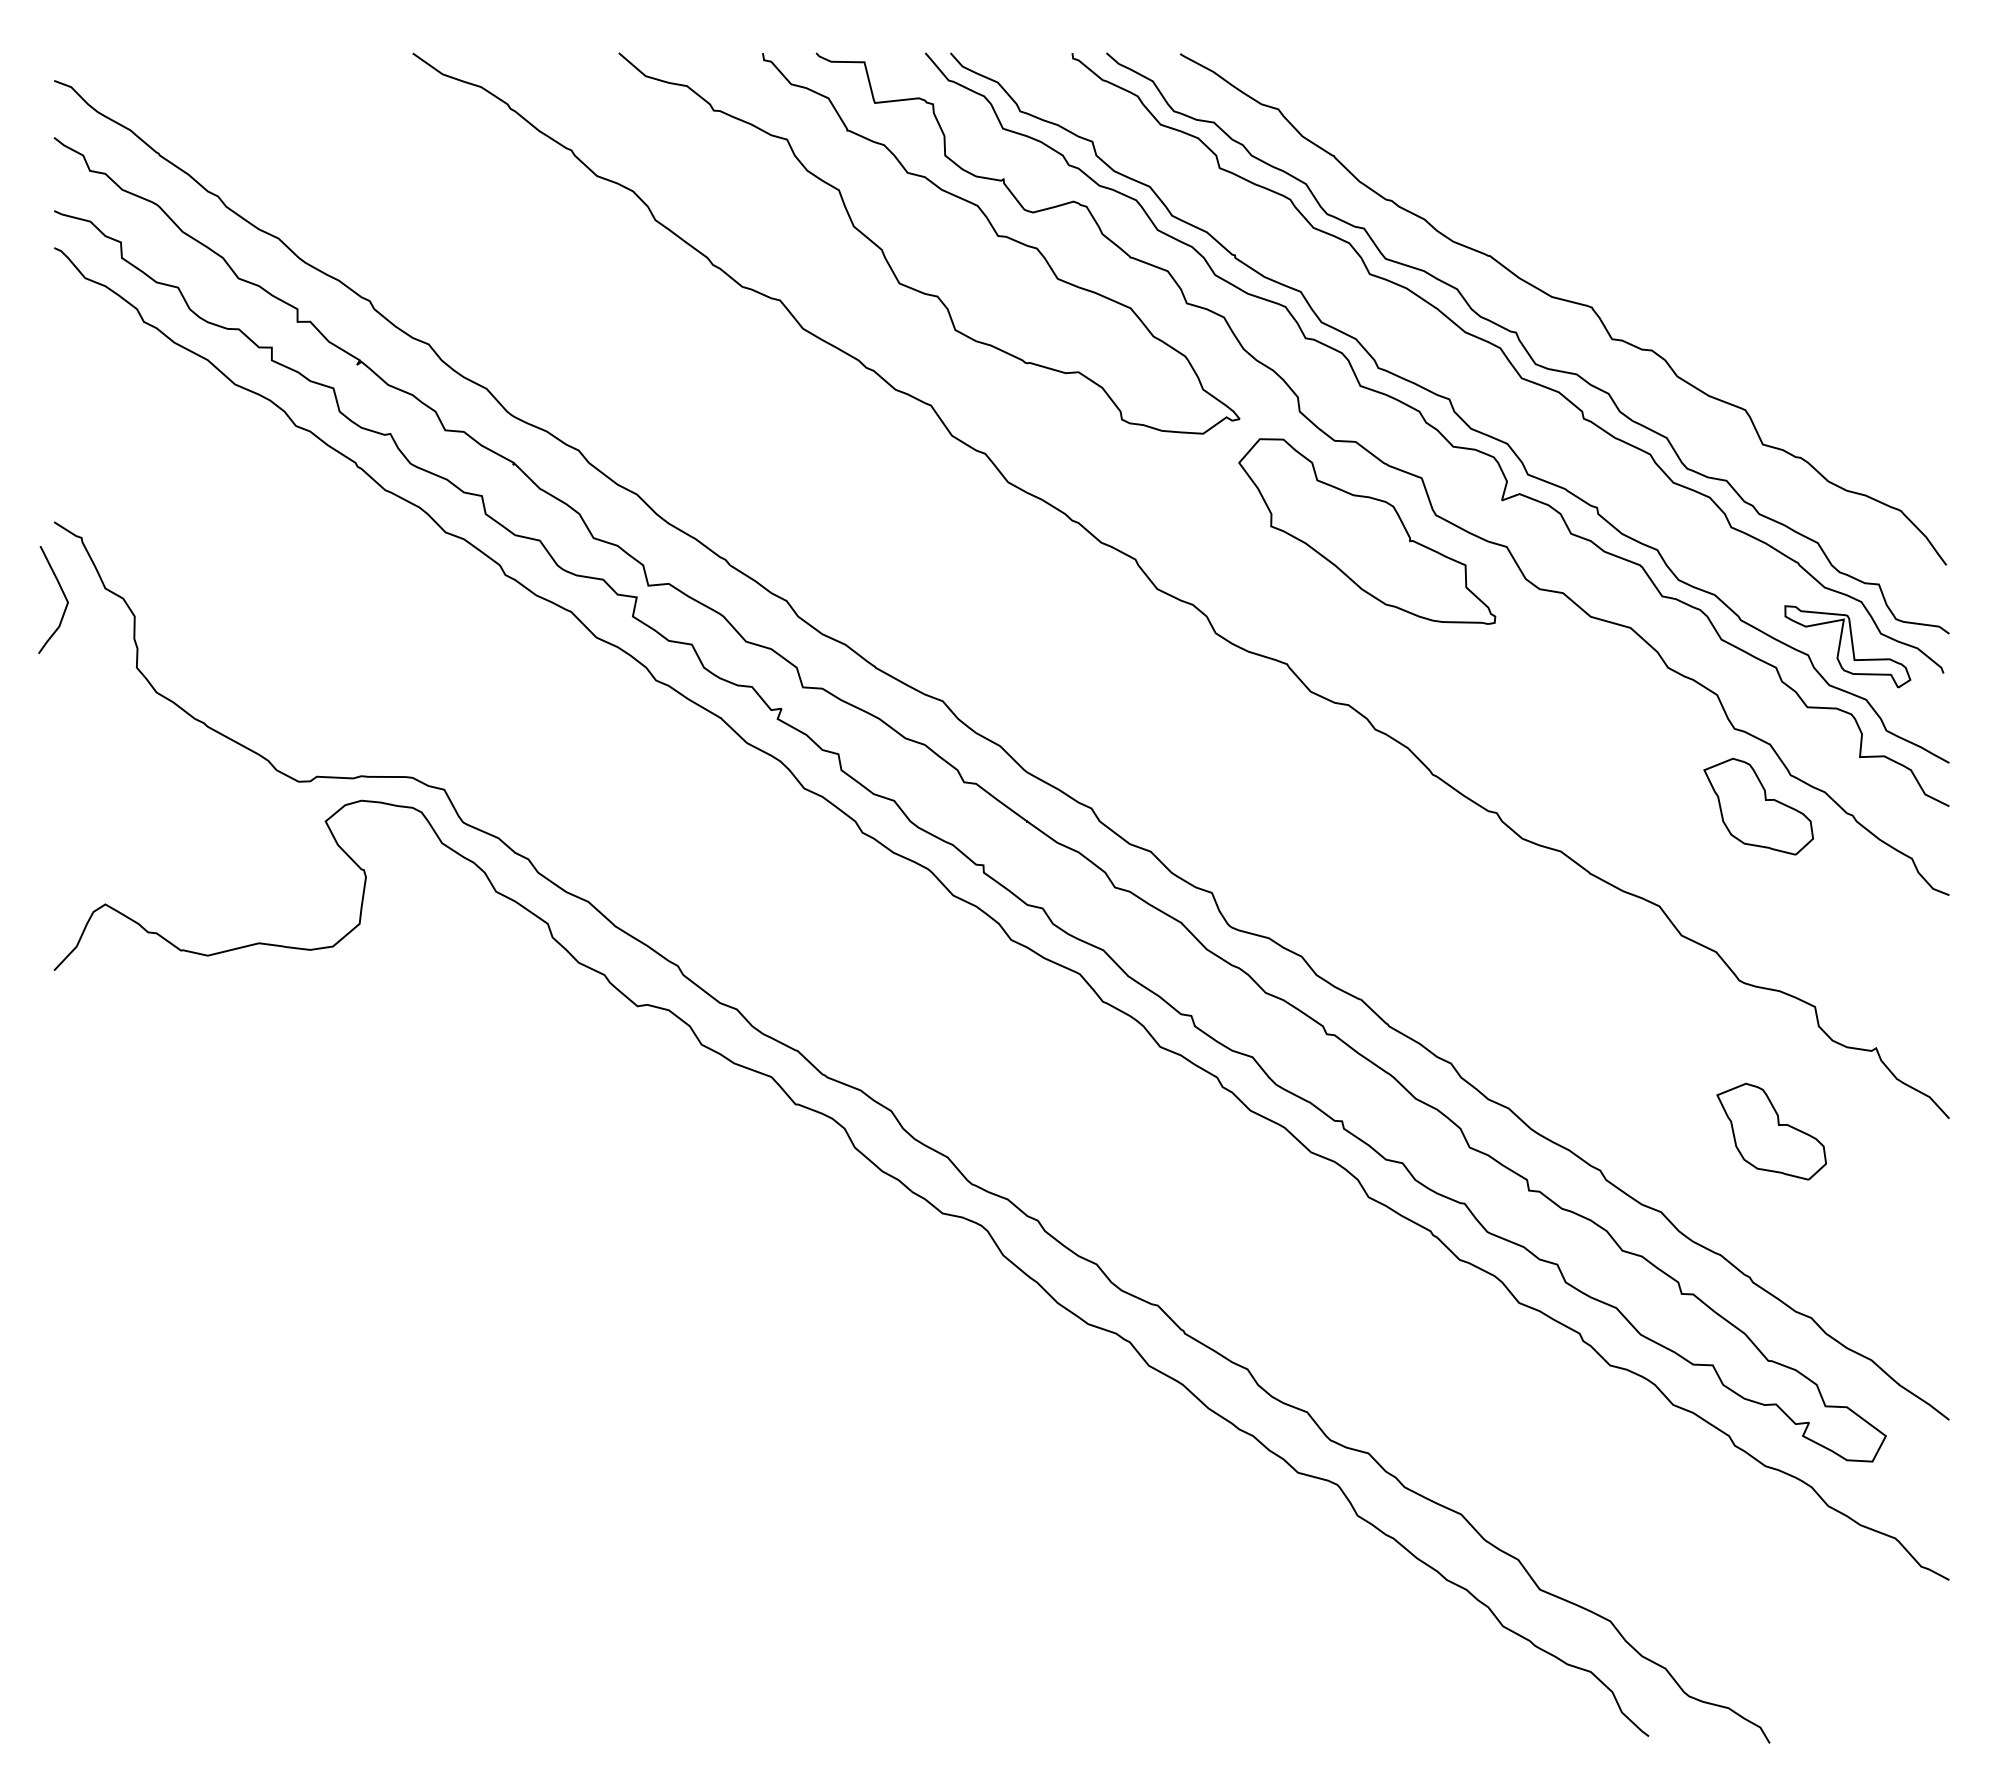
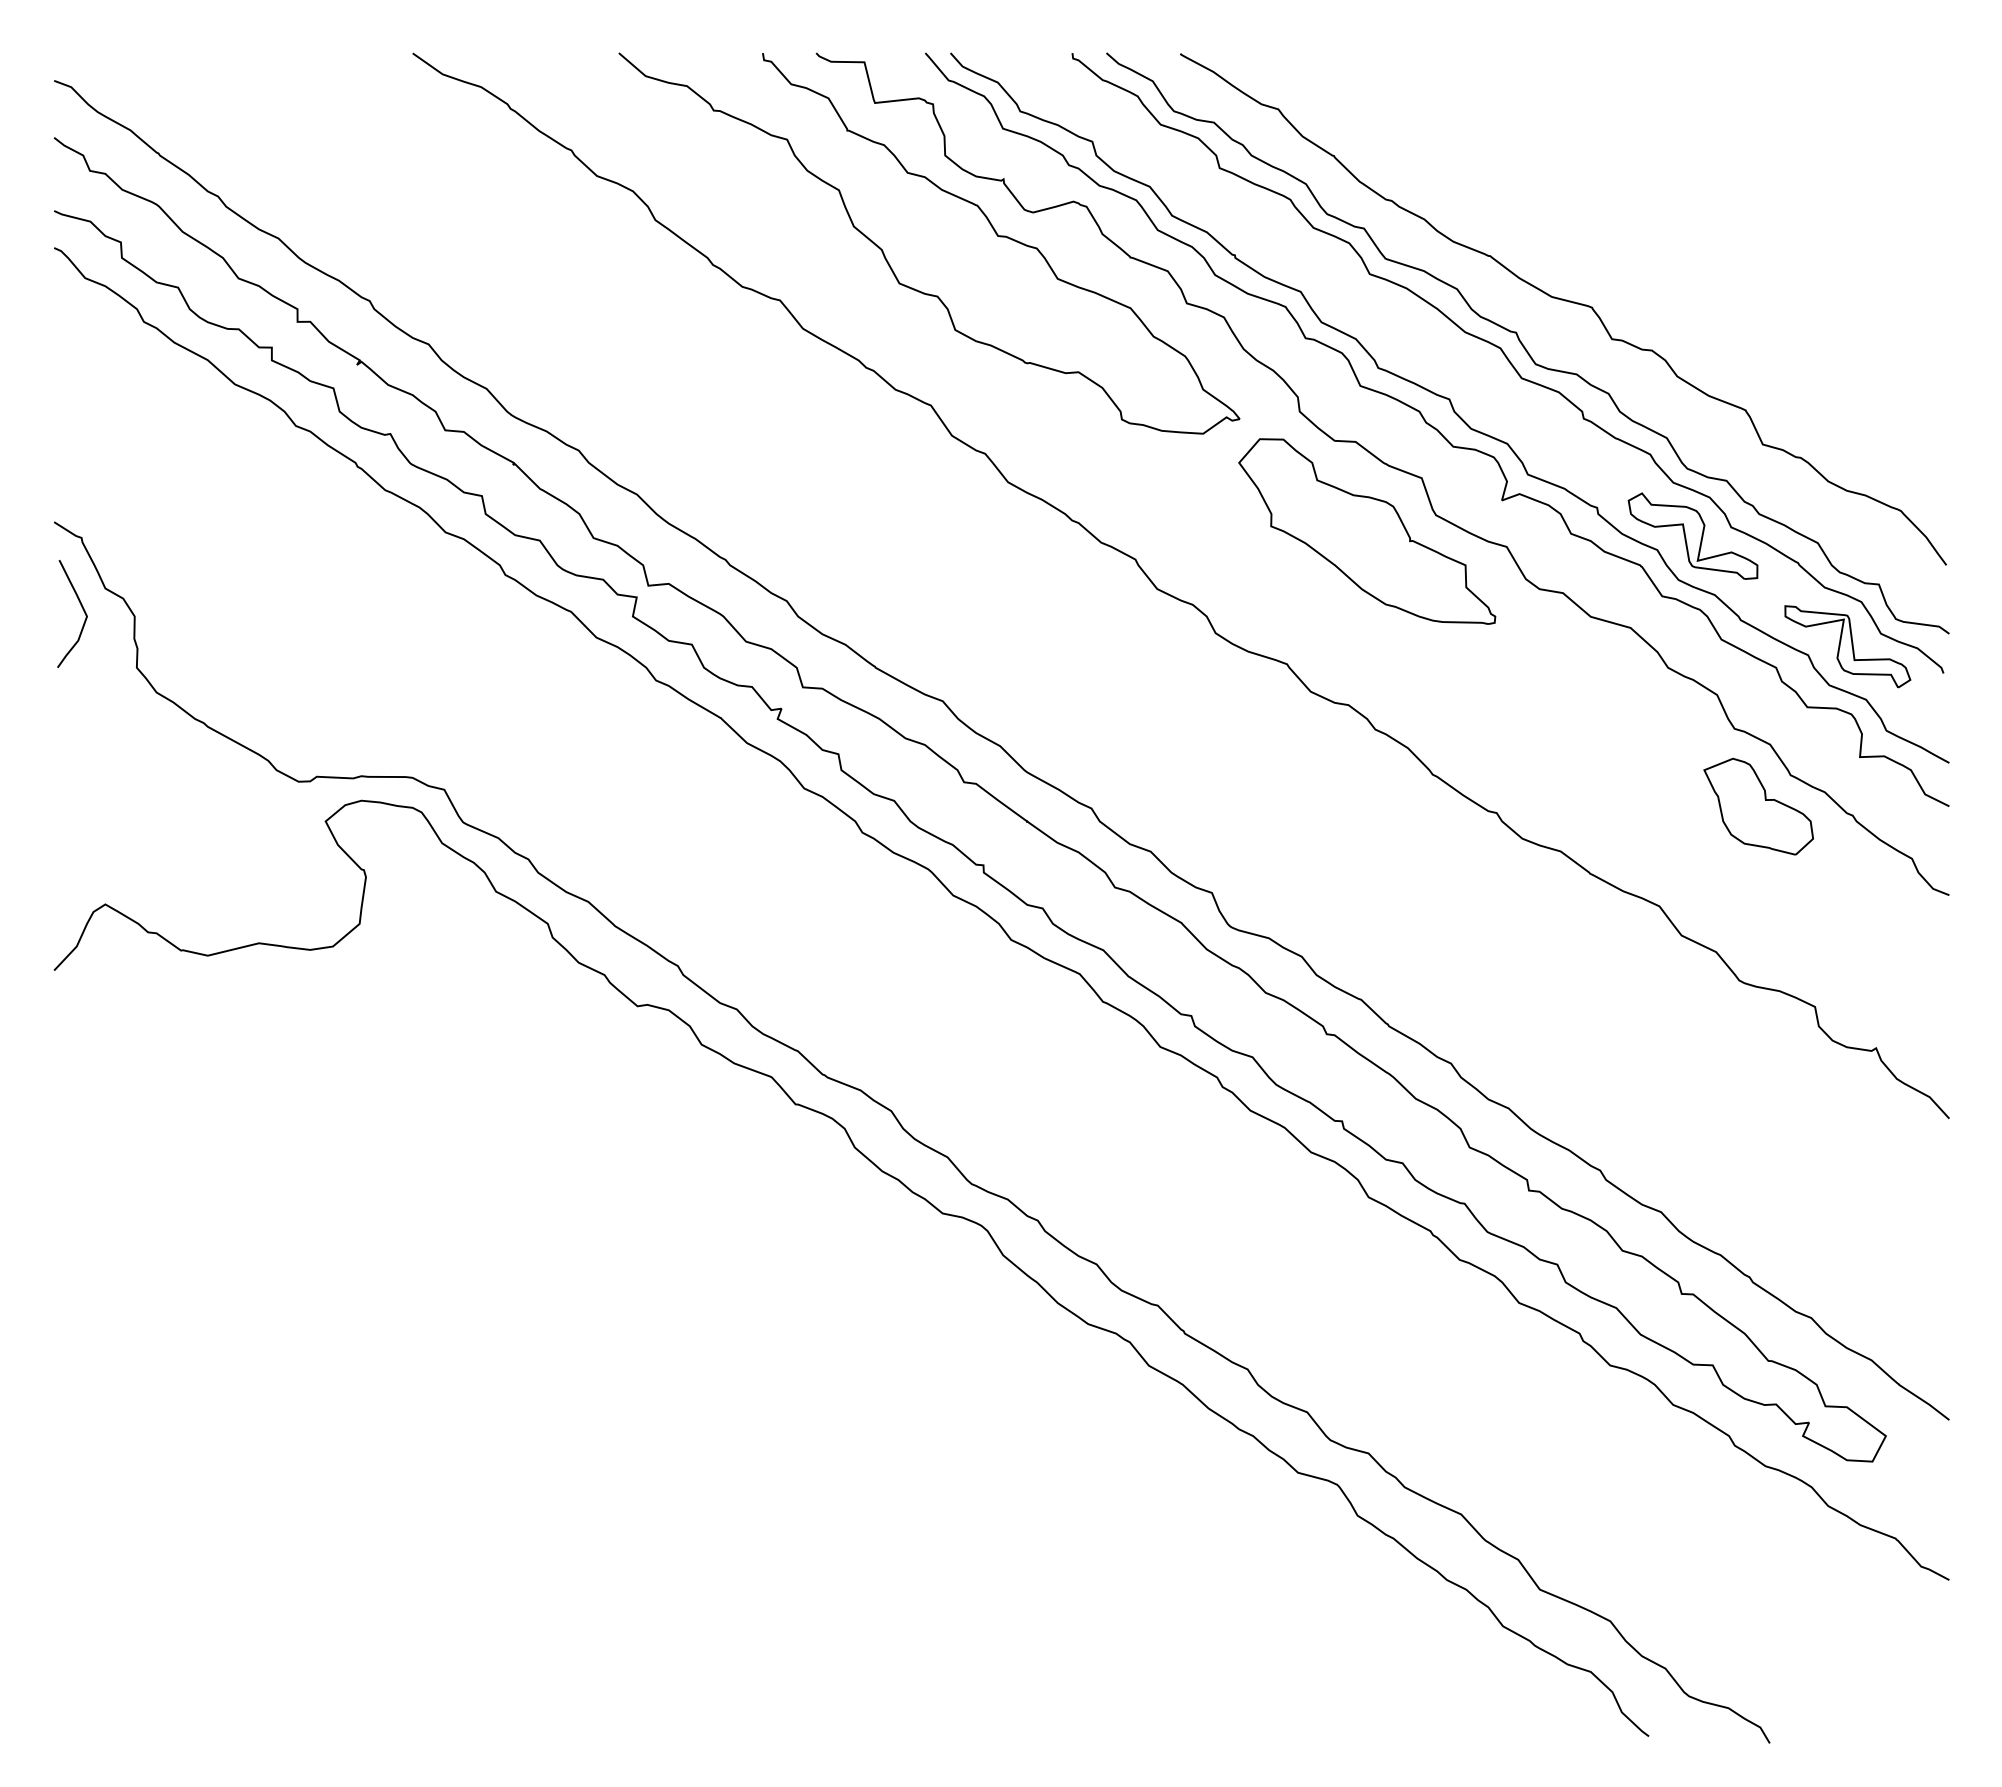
part: none -> present (1692, 535)
curve position: (63, 595) -> (82, 609) (82, 609)
part: present -> none (1771, 1131)
